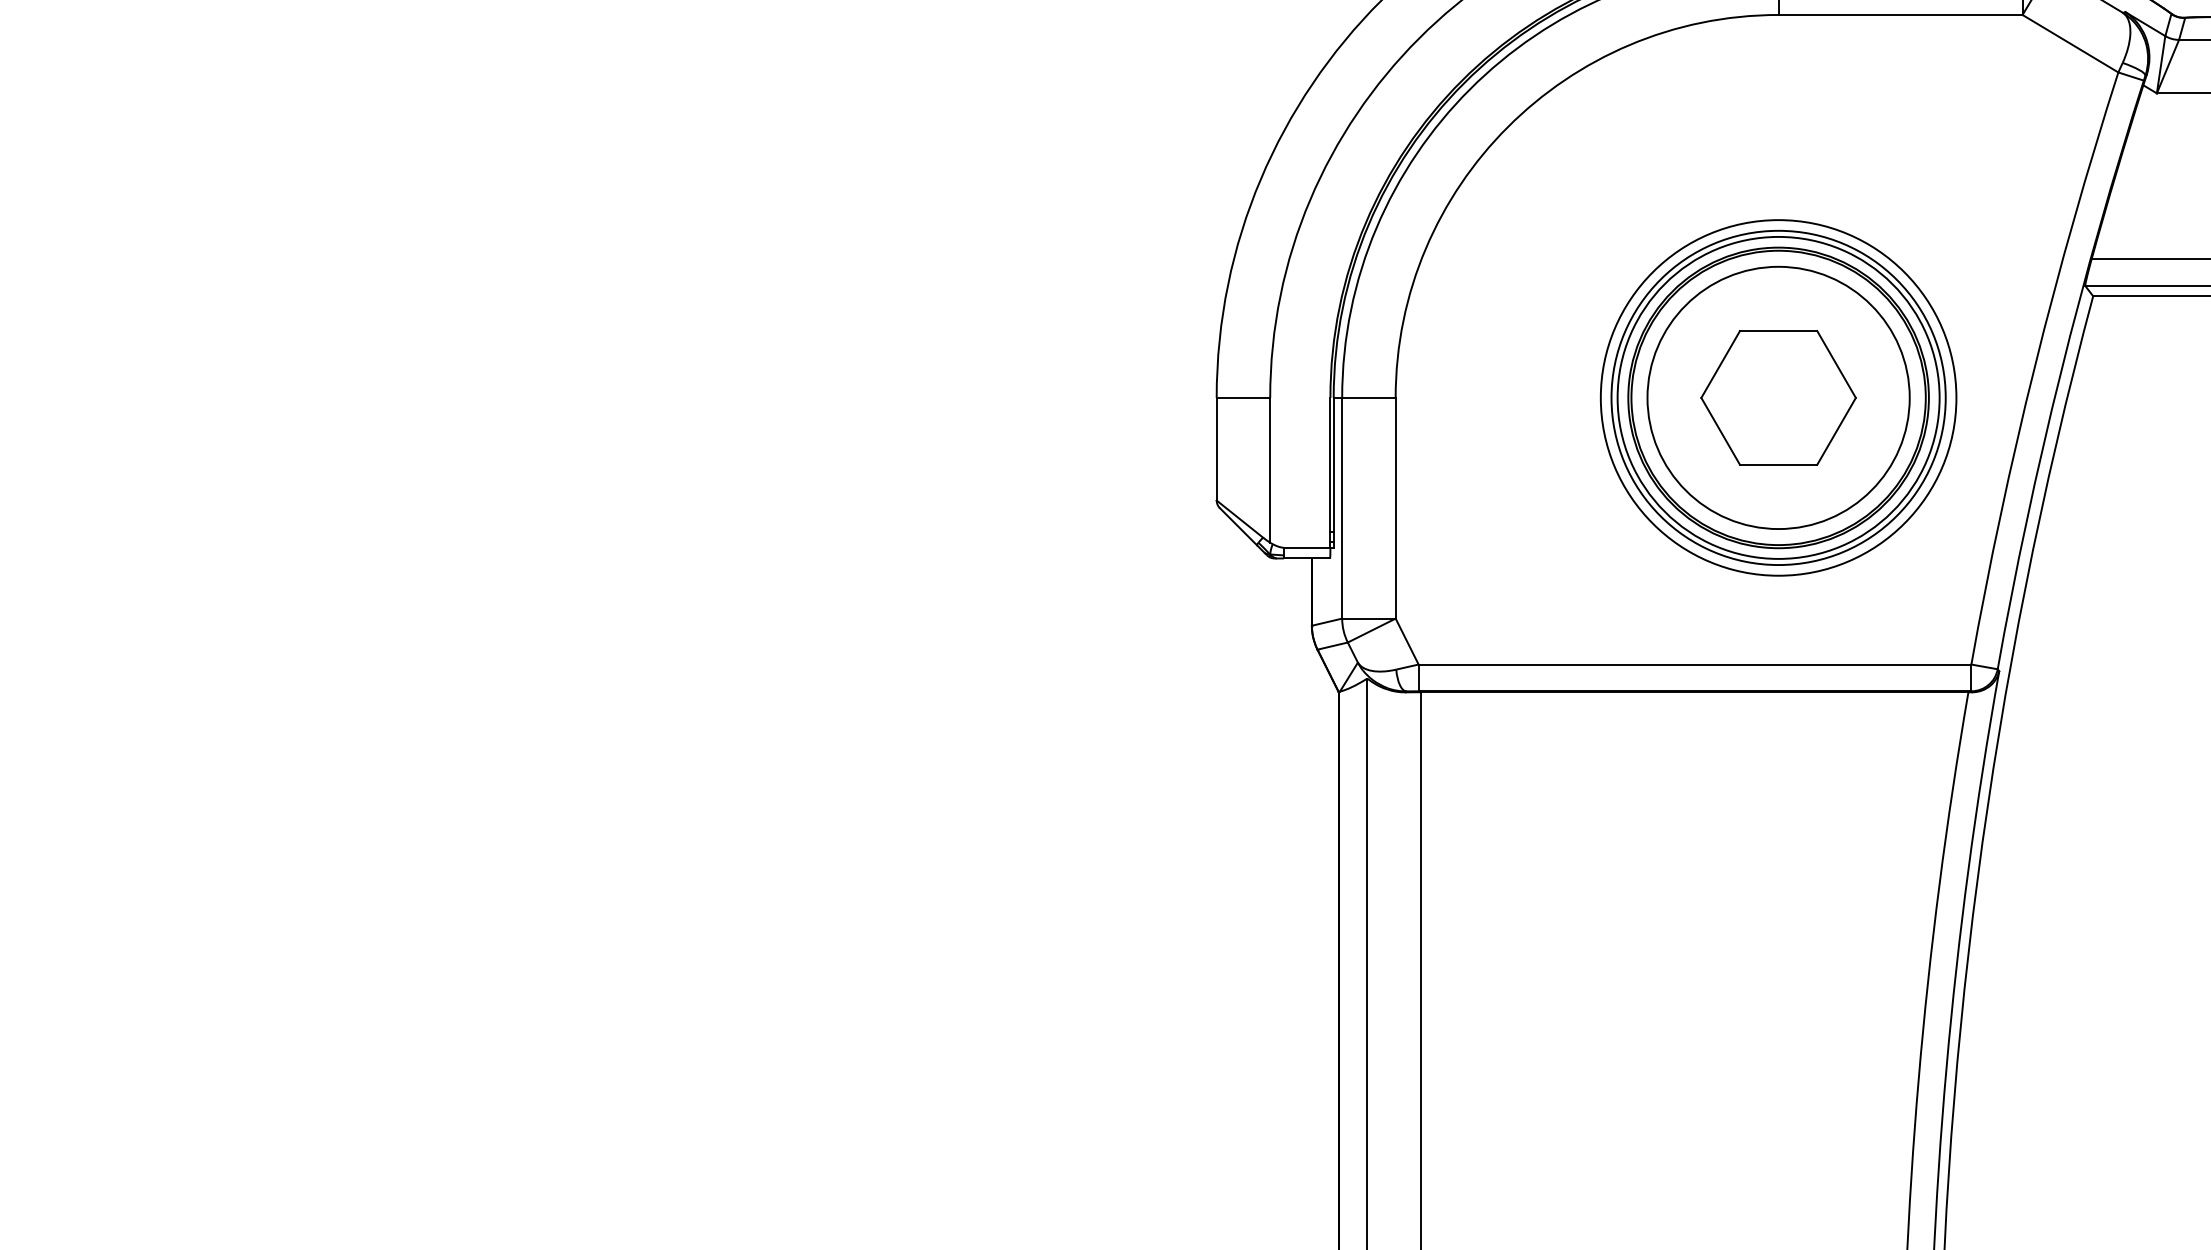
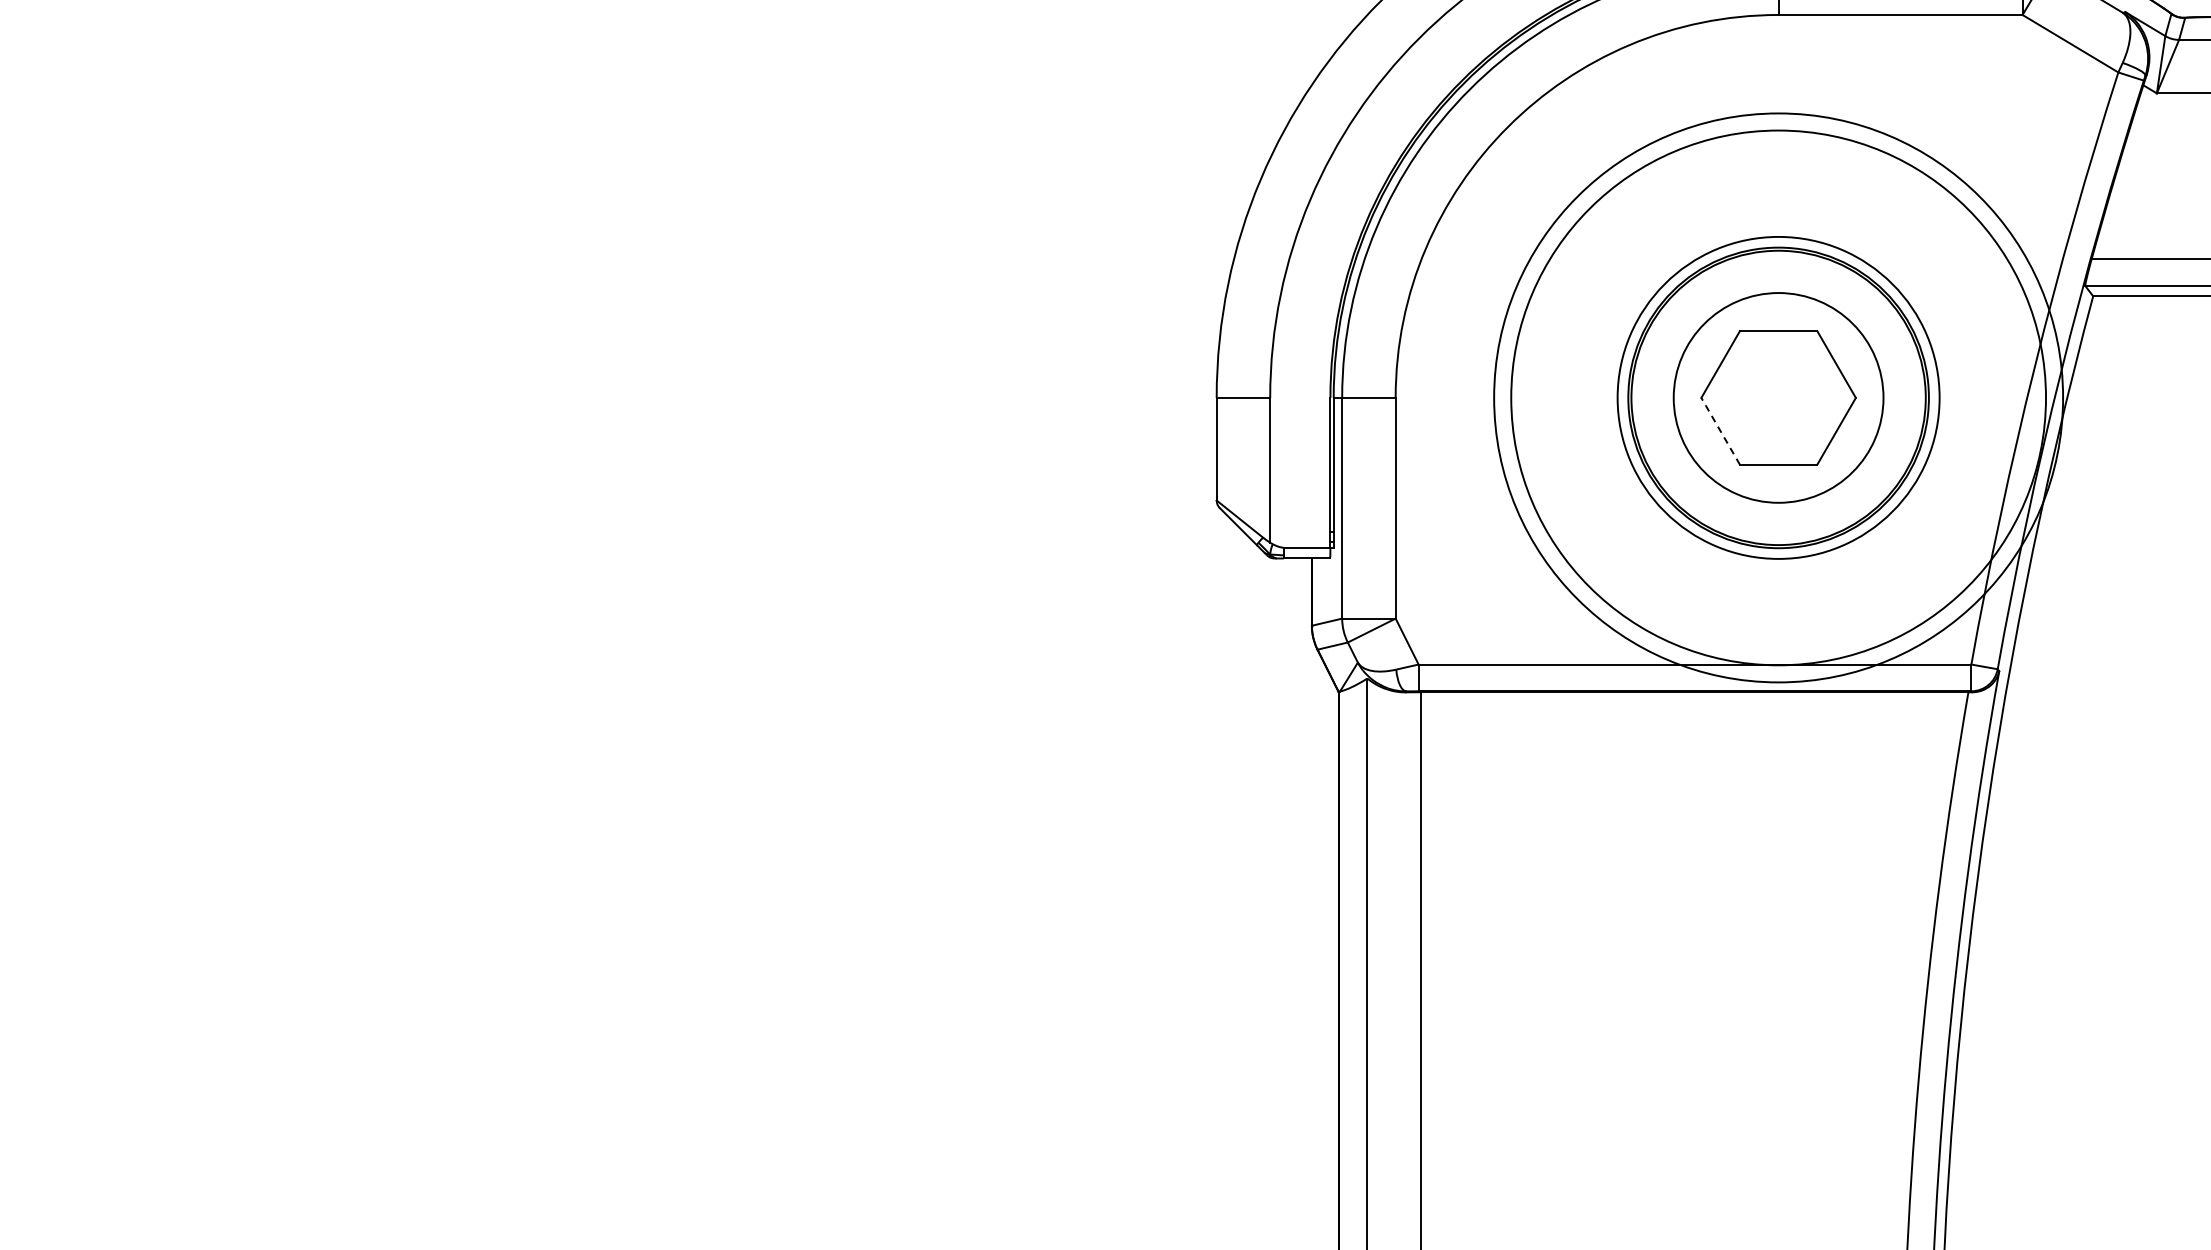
circle diameter: 262 px -> 210 px (1778, 397)
circle diameter: 334 px -> 535 px (1778, 397)
circle diameter: 356 px -> 569 px (1778, 397)
line: solid -> dashed (1720, 431)
